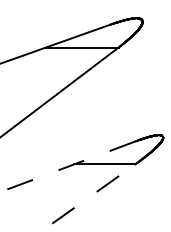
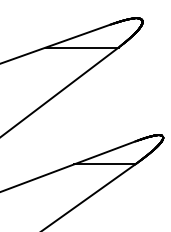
line: dashed -> solid (67, 166)
line: dashed -> solid (88, 198)
